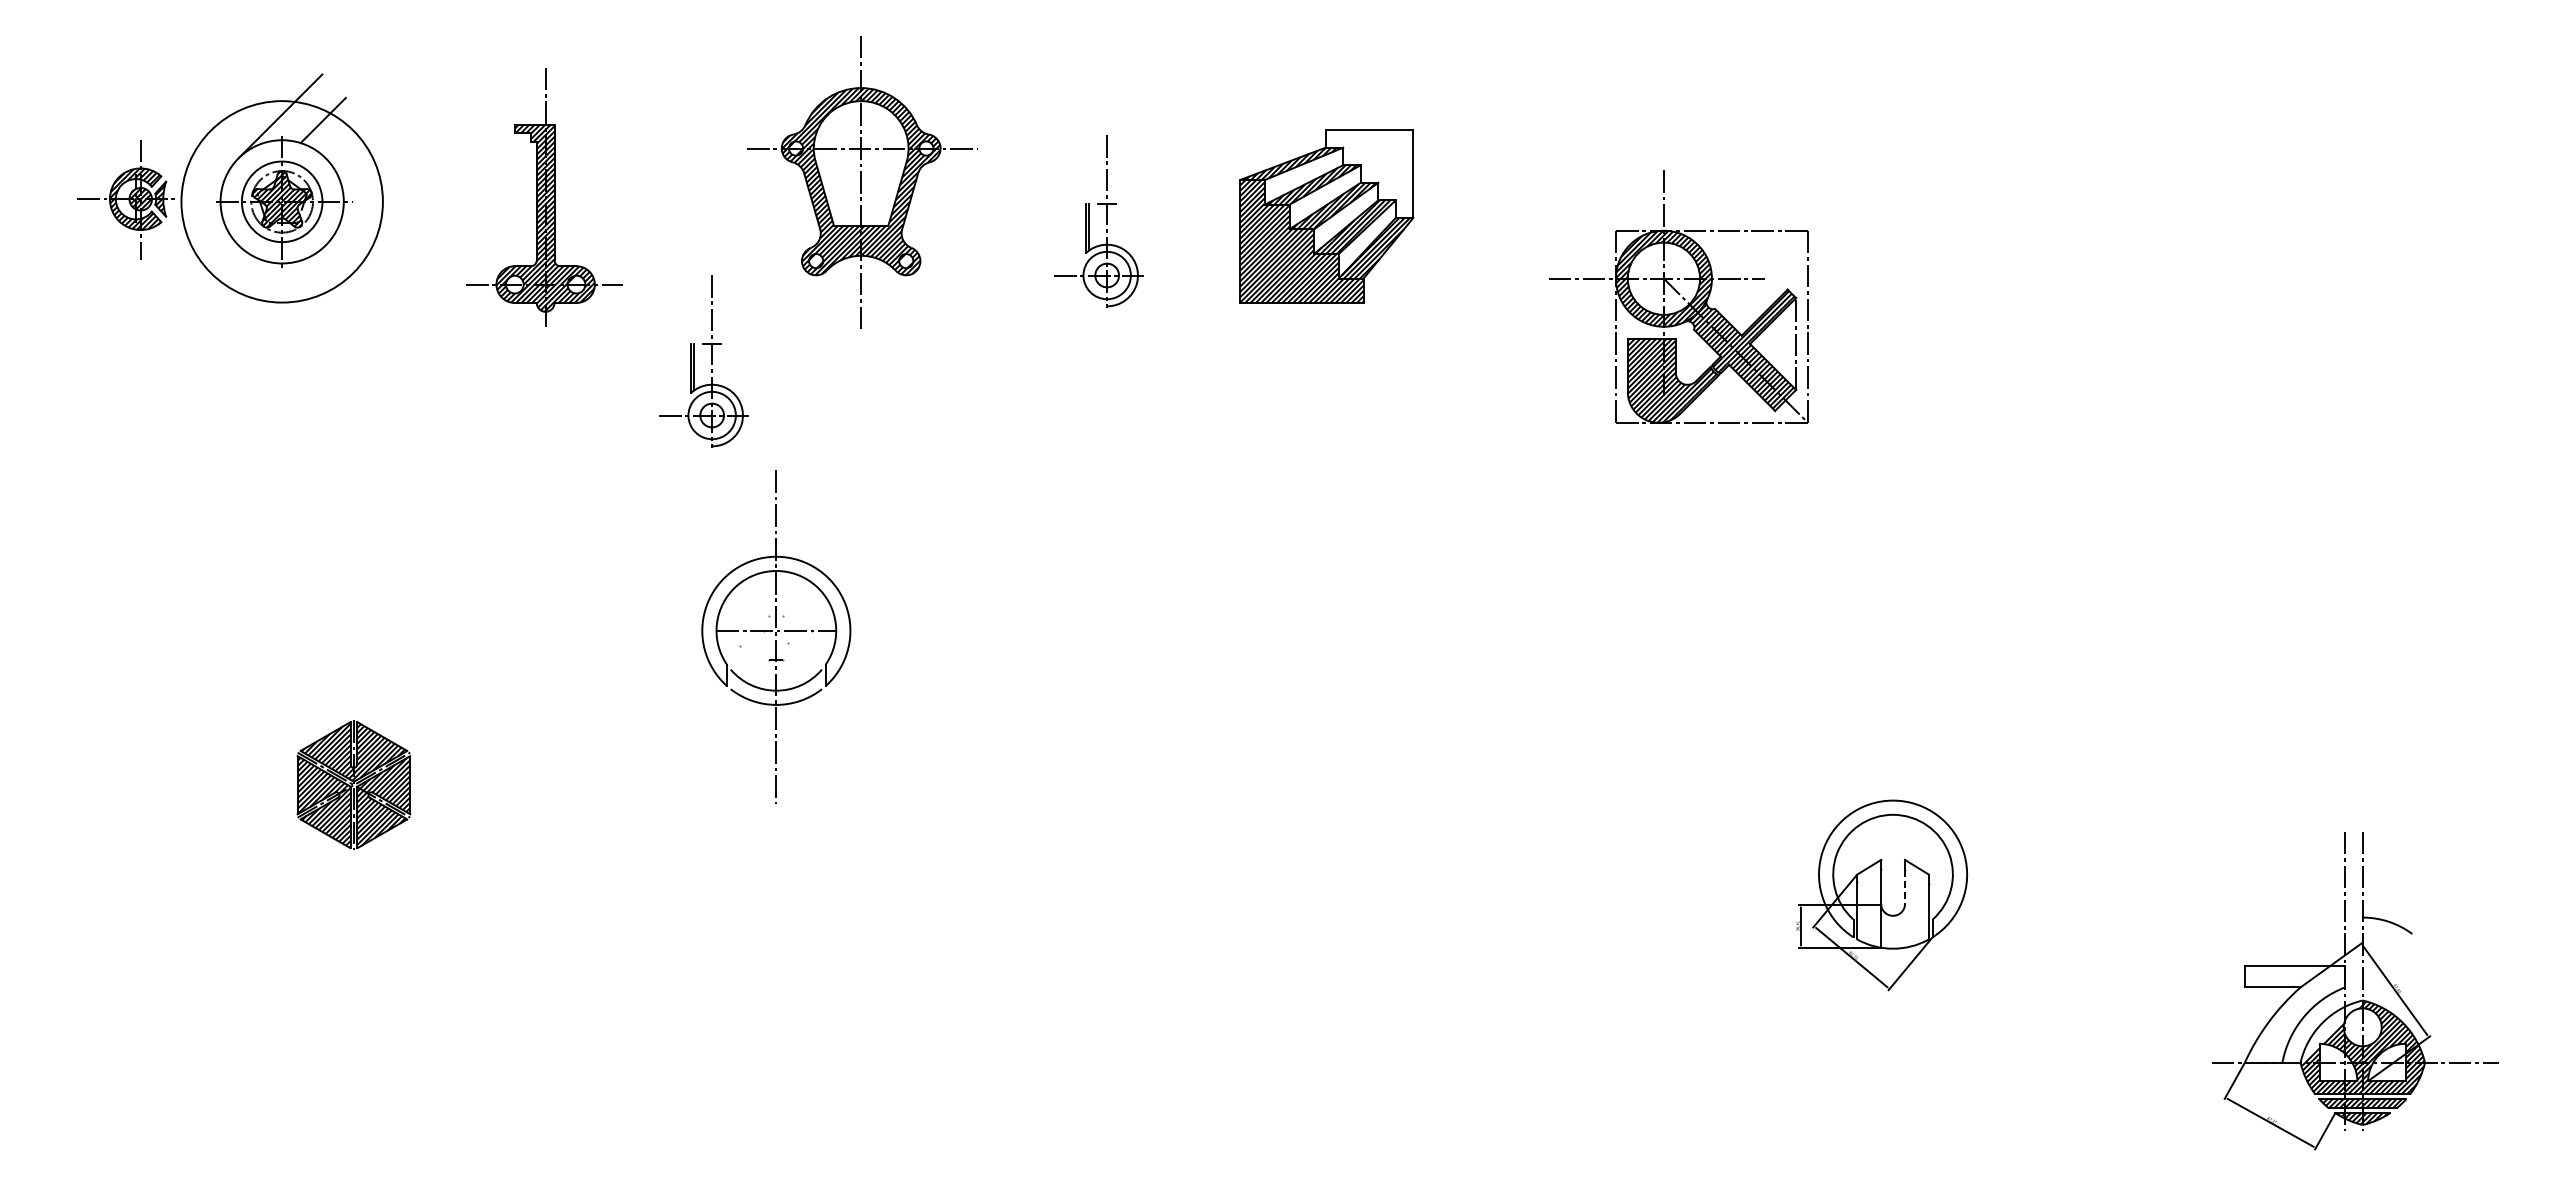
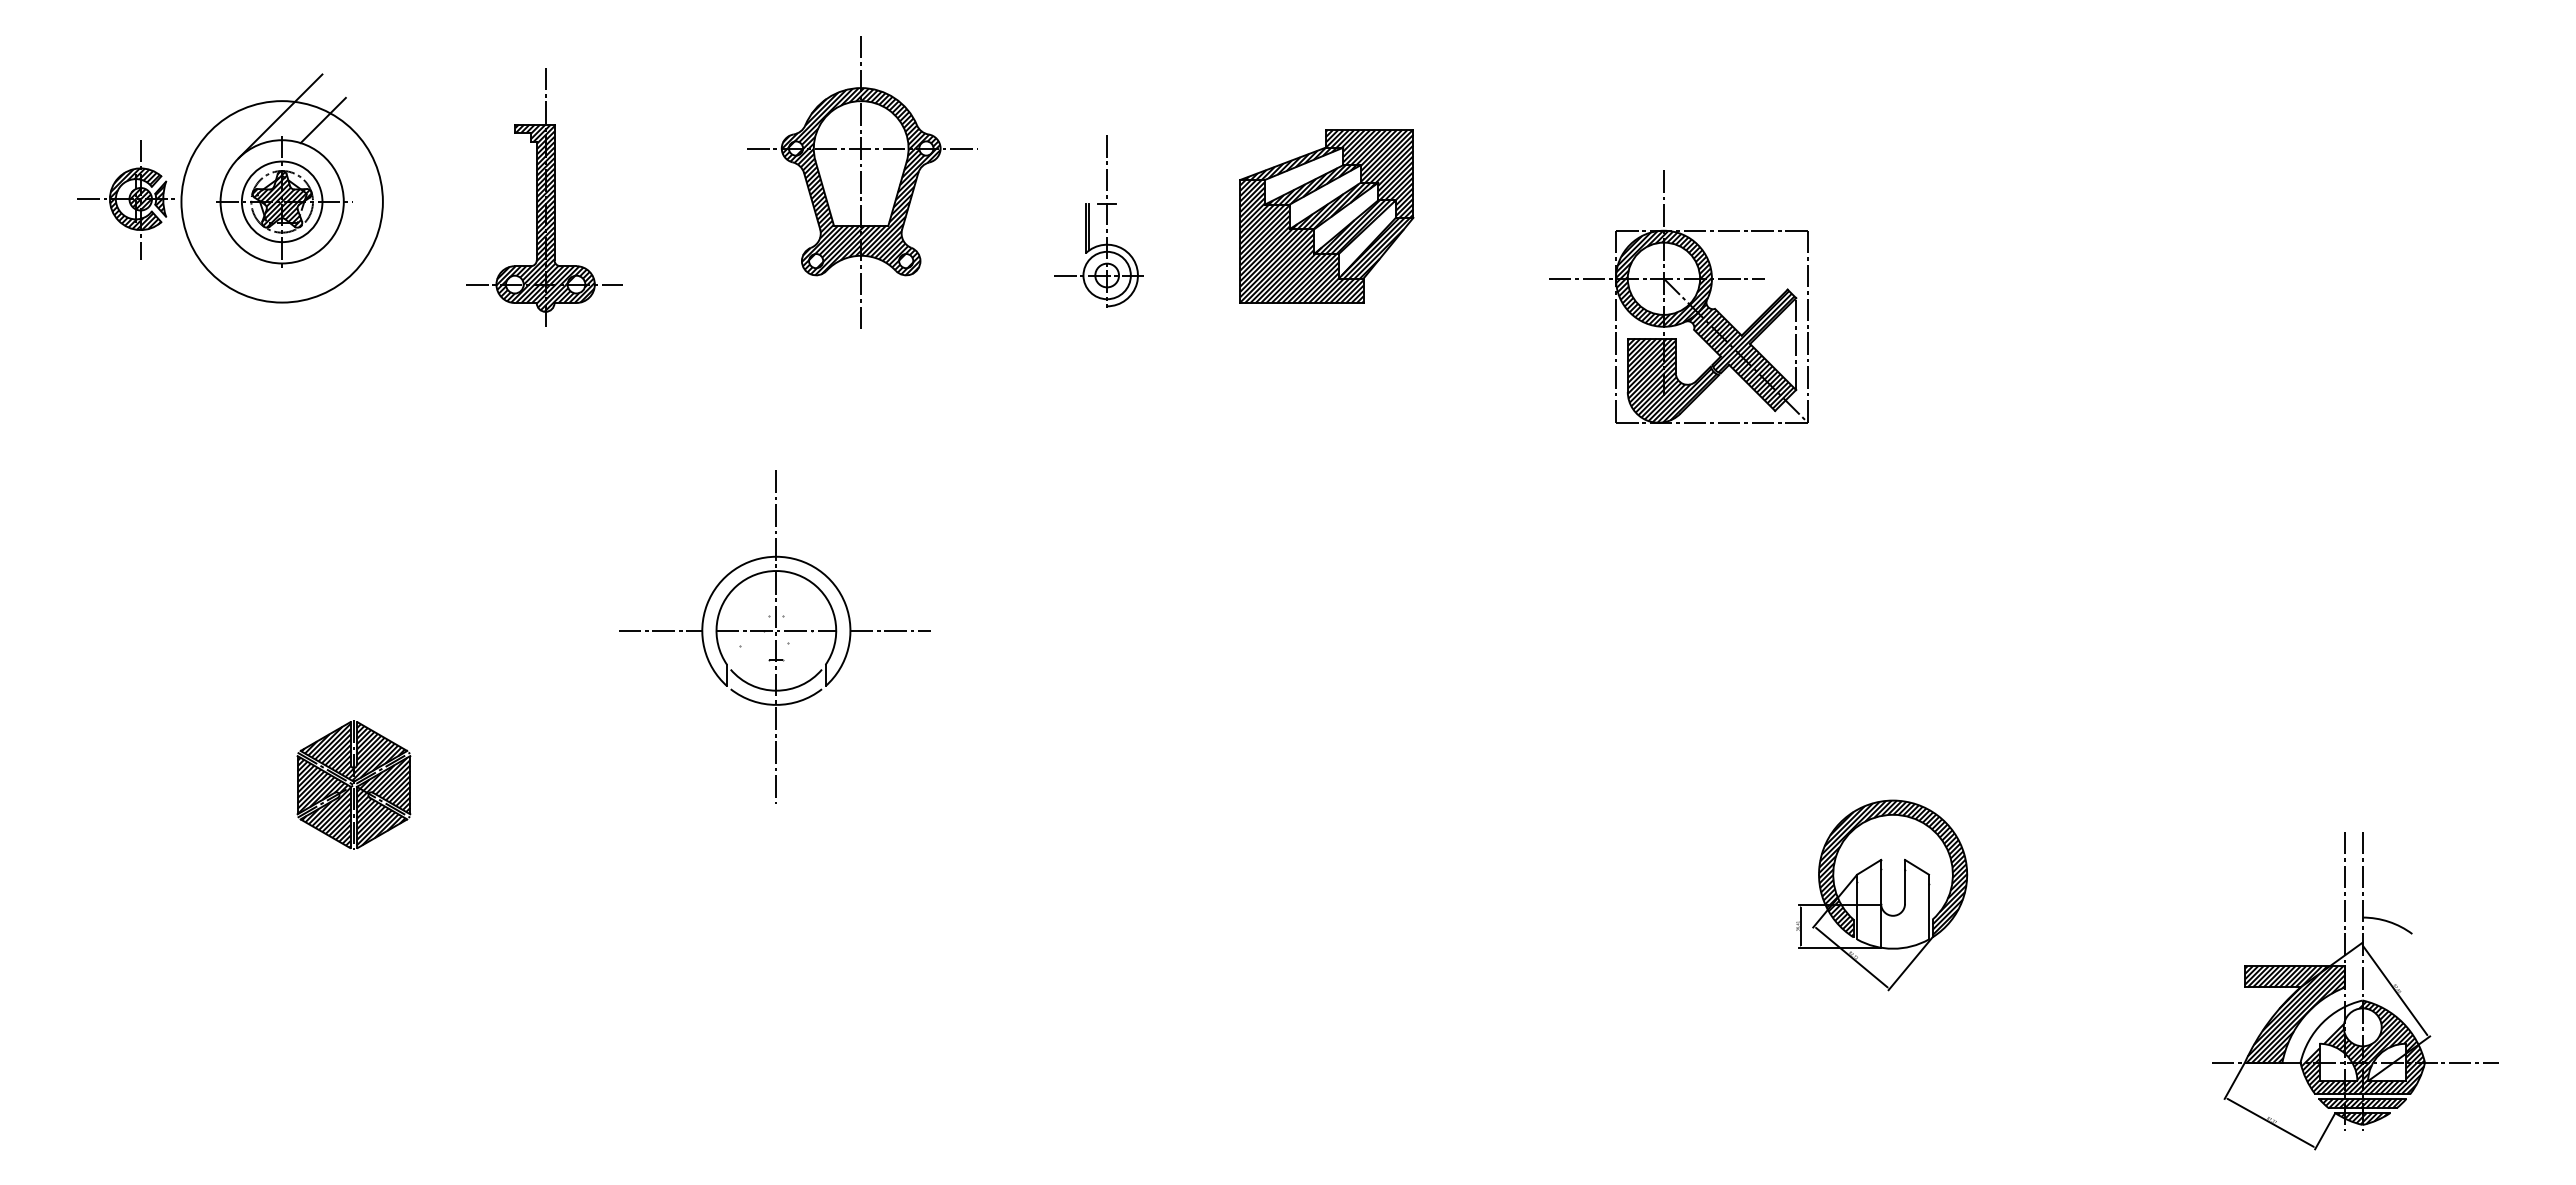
hatch: none -> present (1369, 173)
part: present -> none (711, 361)
line: none -> present (660, 630)
line: none -> present (890, 630)
hatch: none -> present (1893, 868)
line: dashed -> solid (1905, 887)
hatch: none -> present (2294, 1014)
